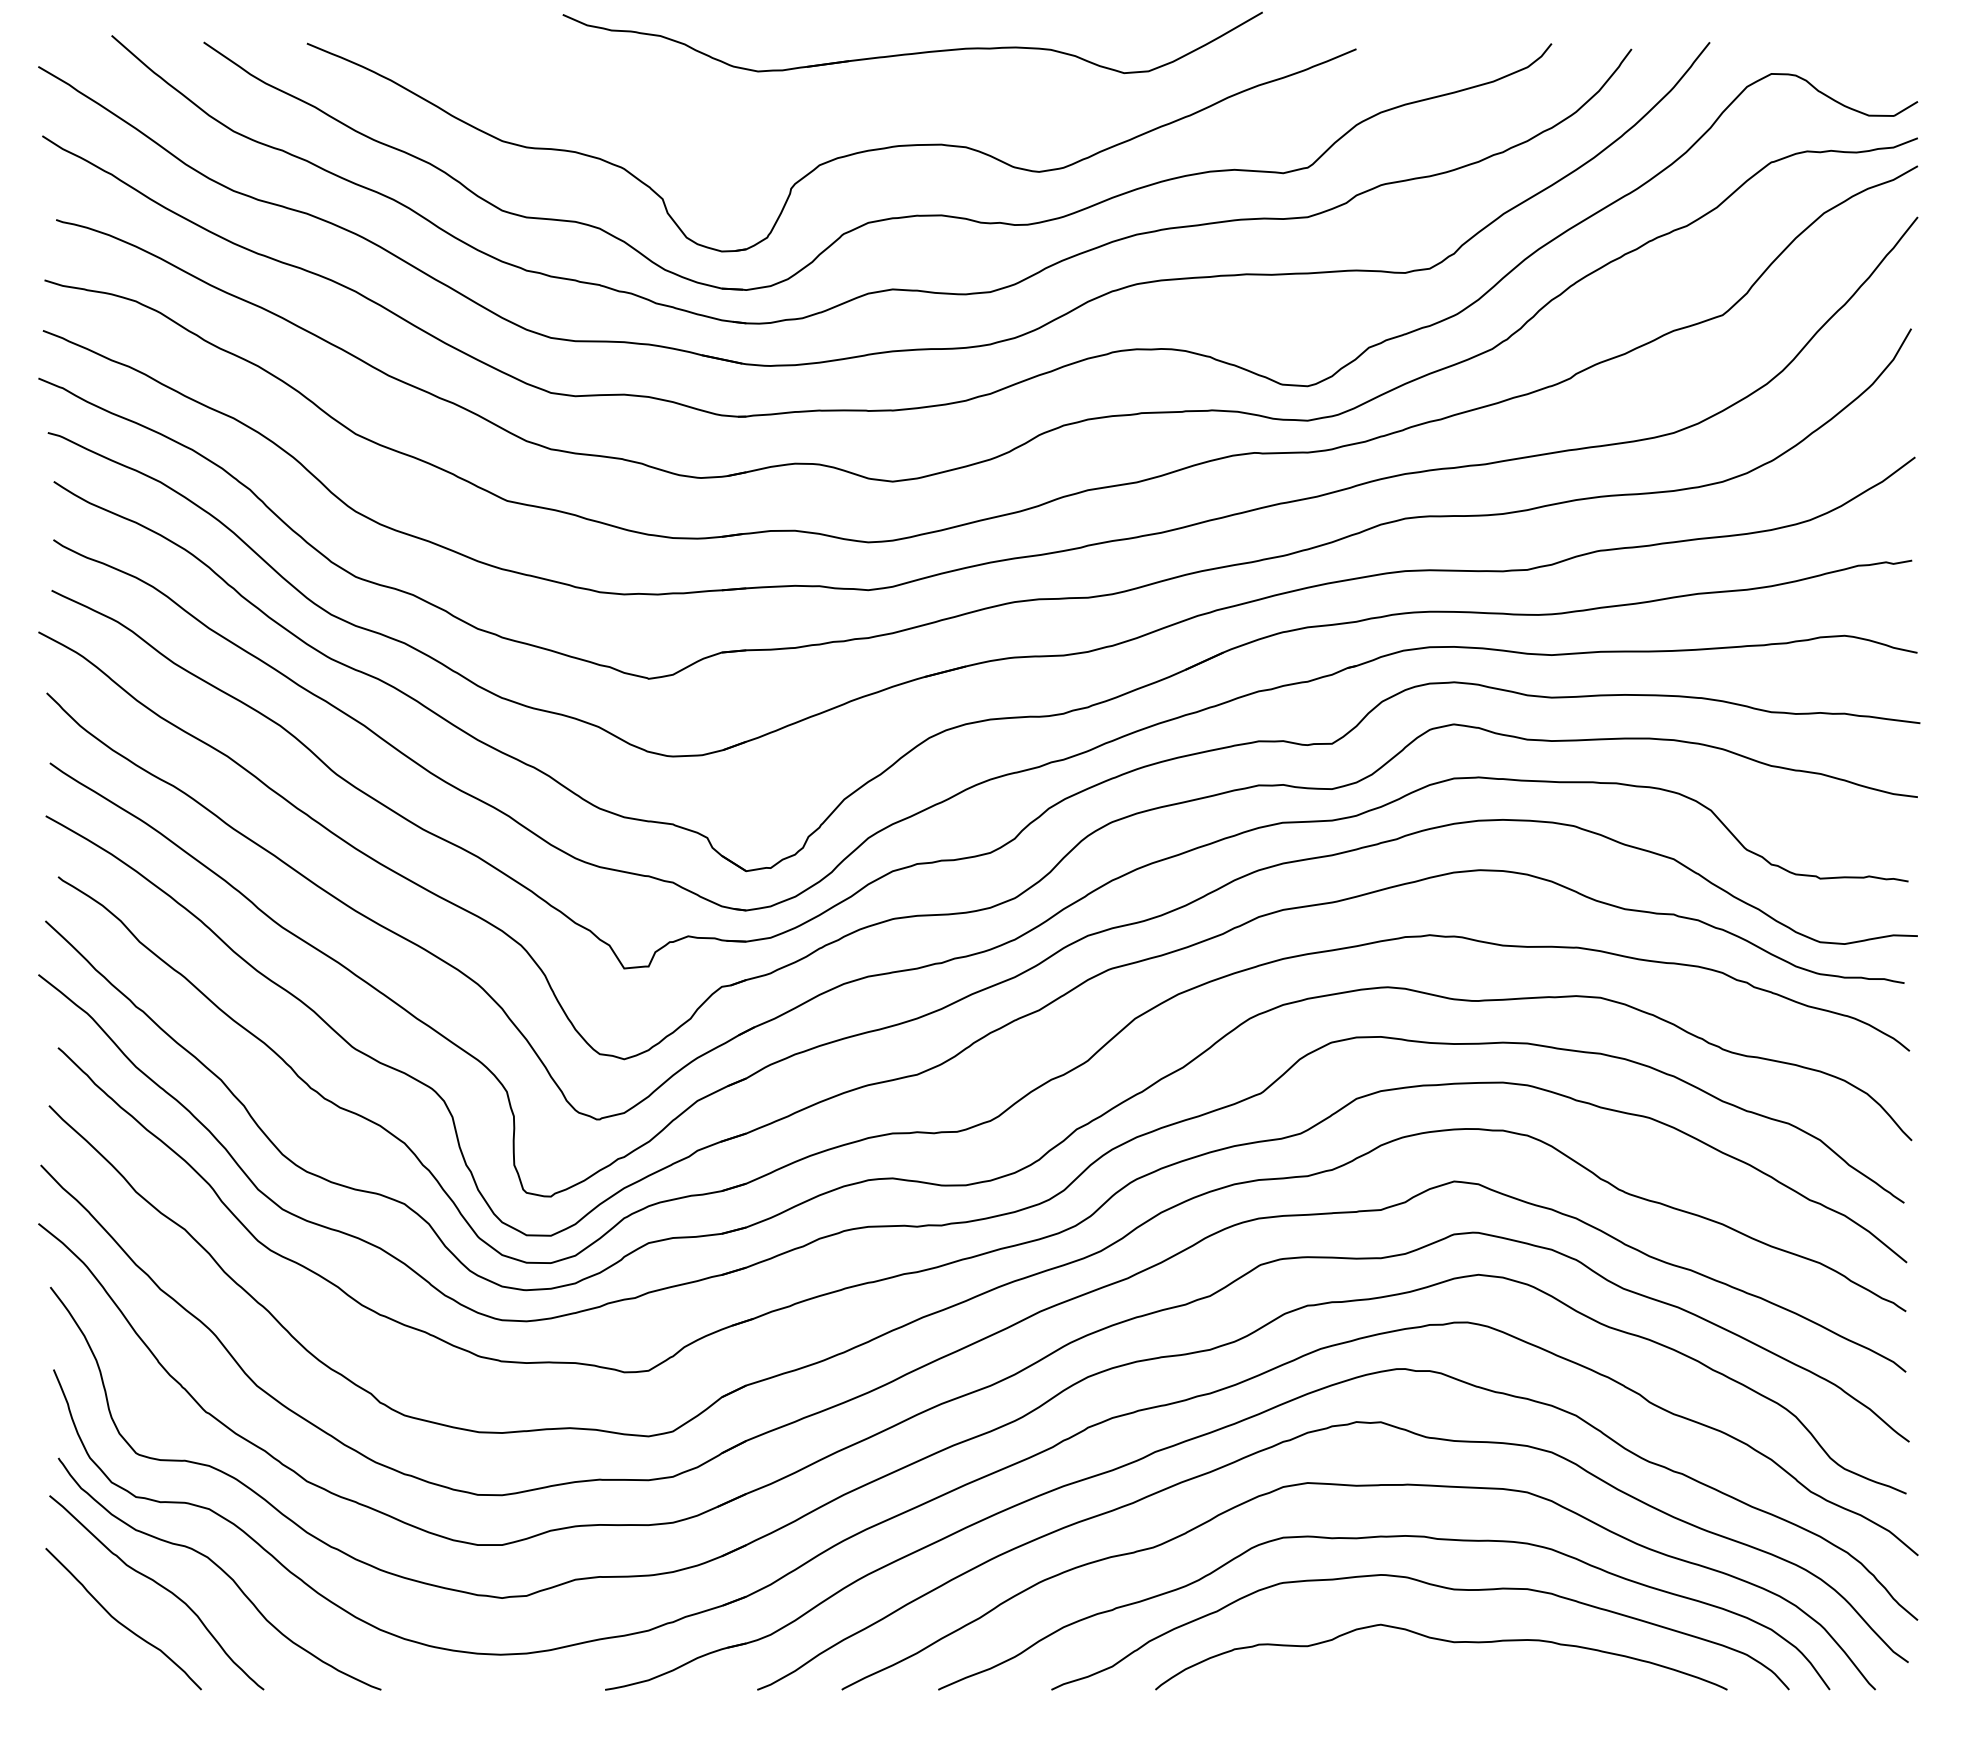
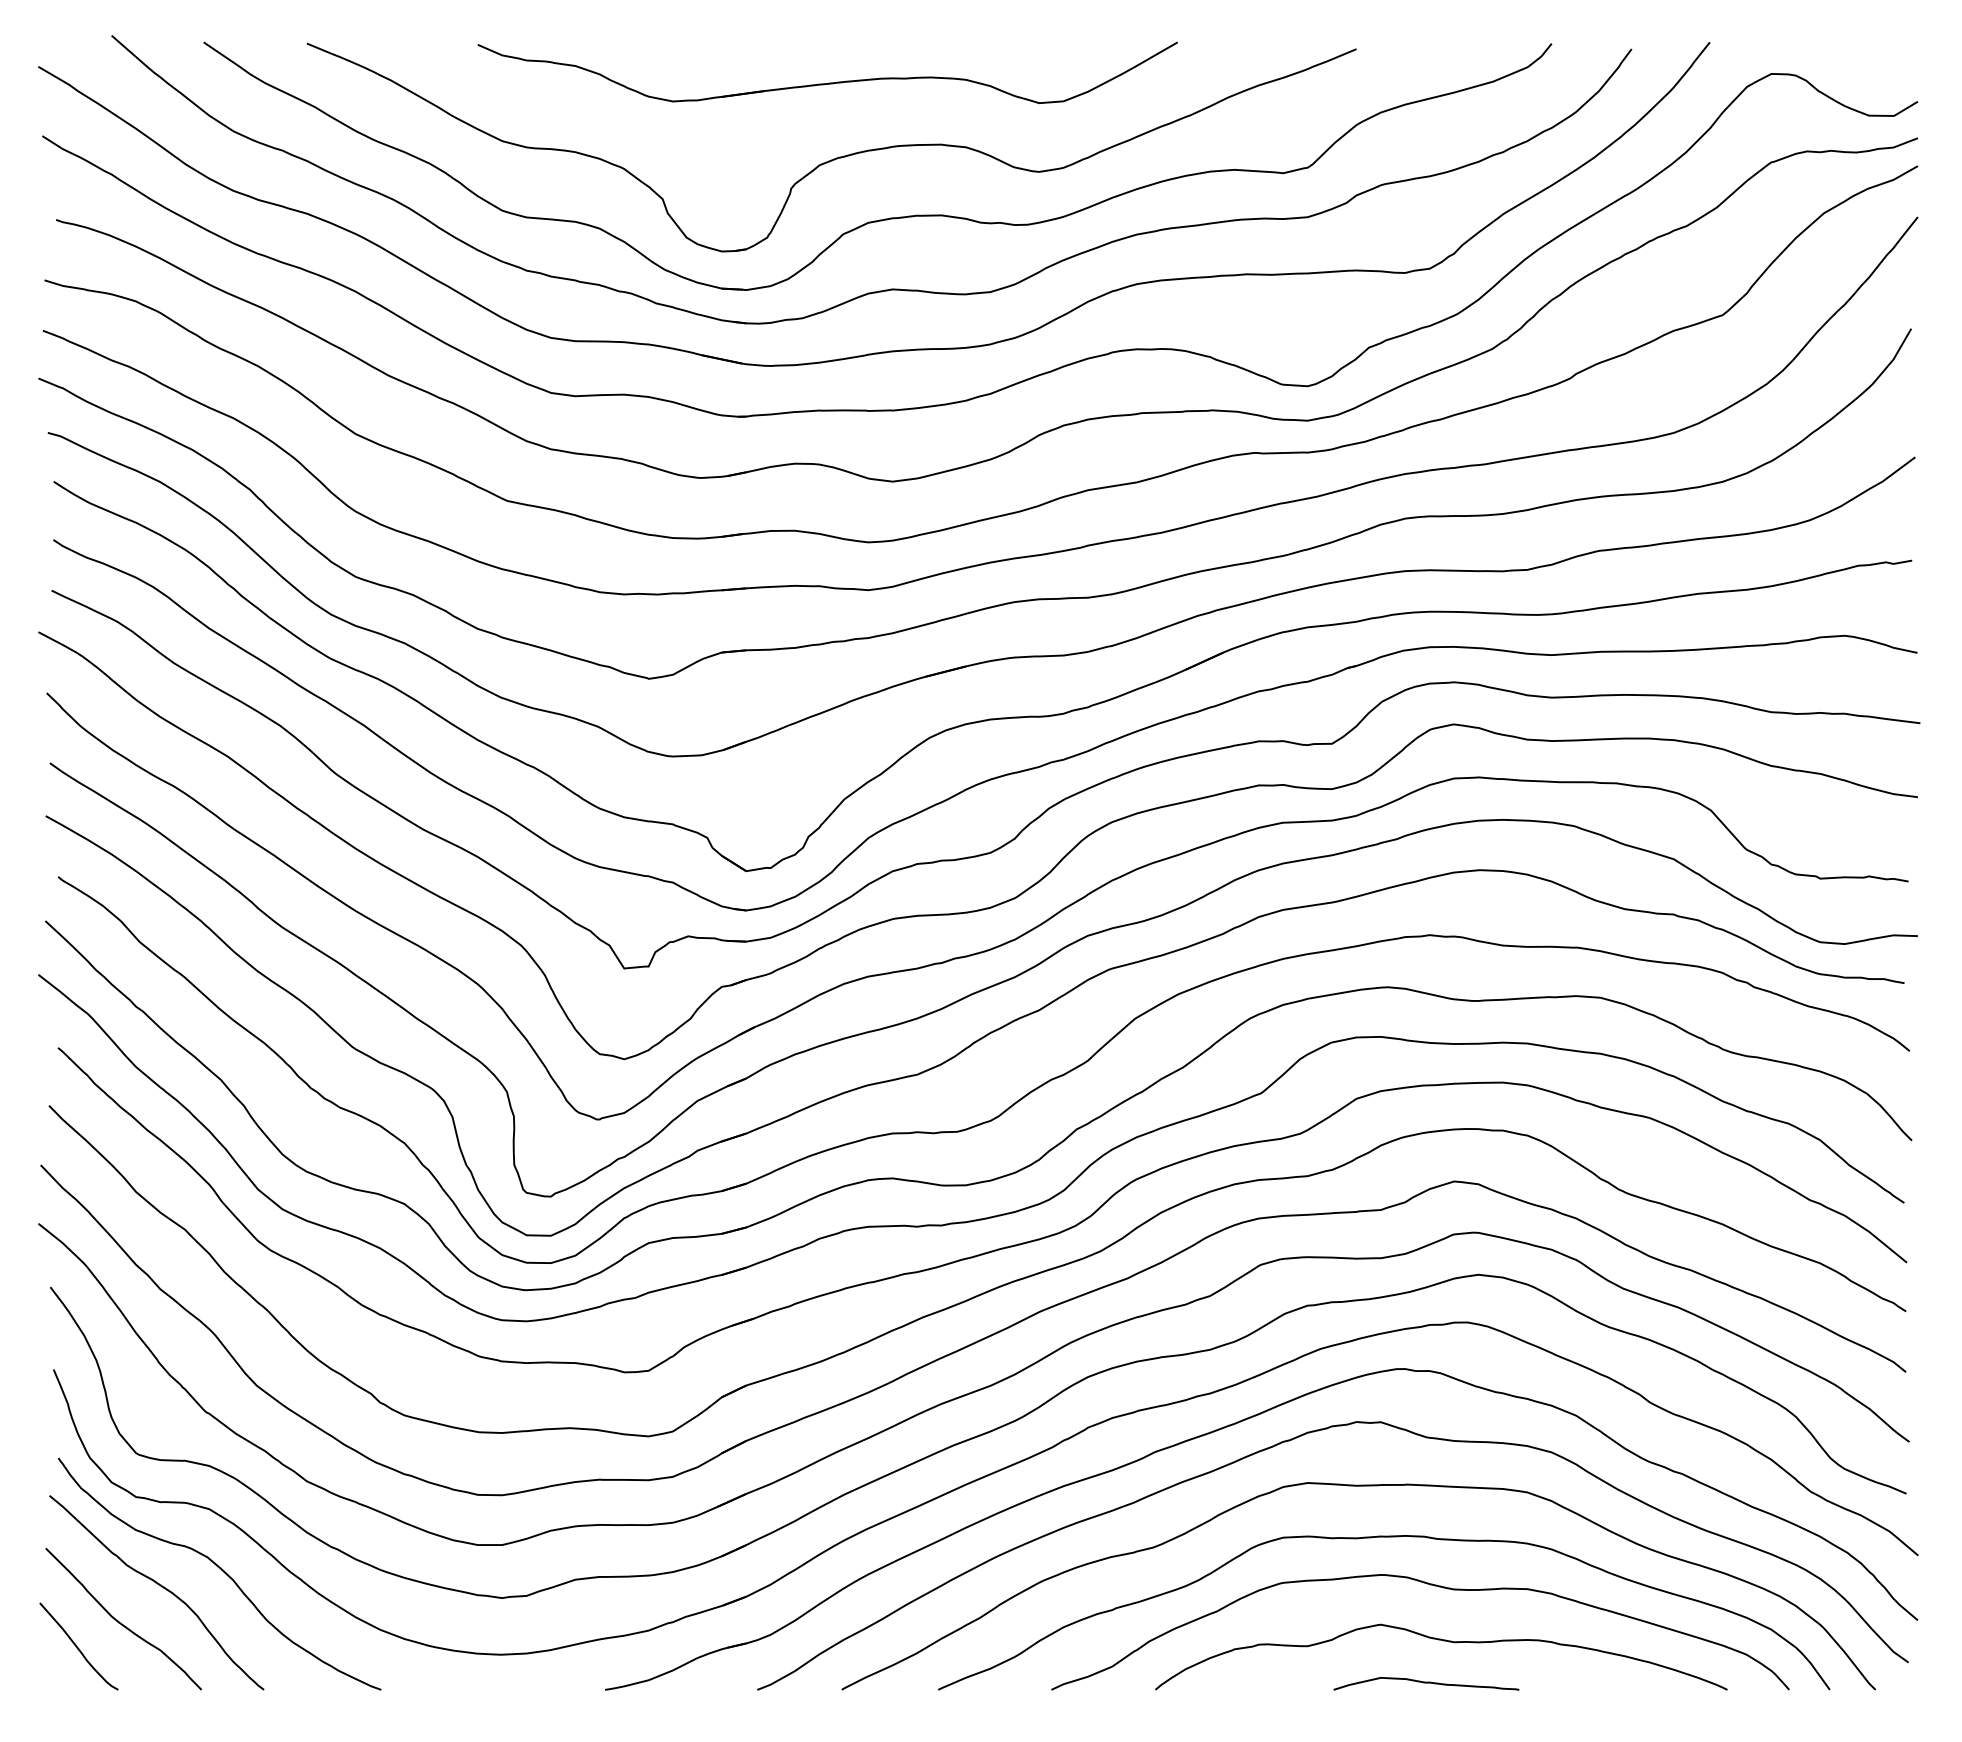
part position: (913, 52) -> (828, 82) (828, 82)
curve: none -> present (77, 1646)
curve: none -> present (1426, 1683)
